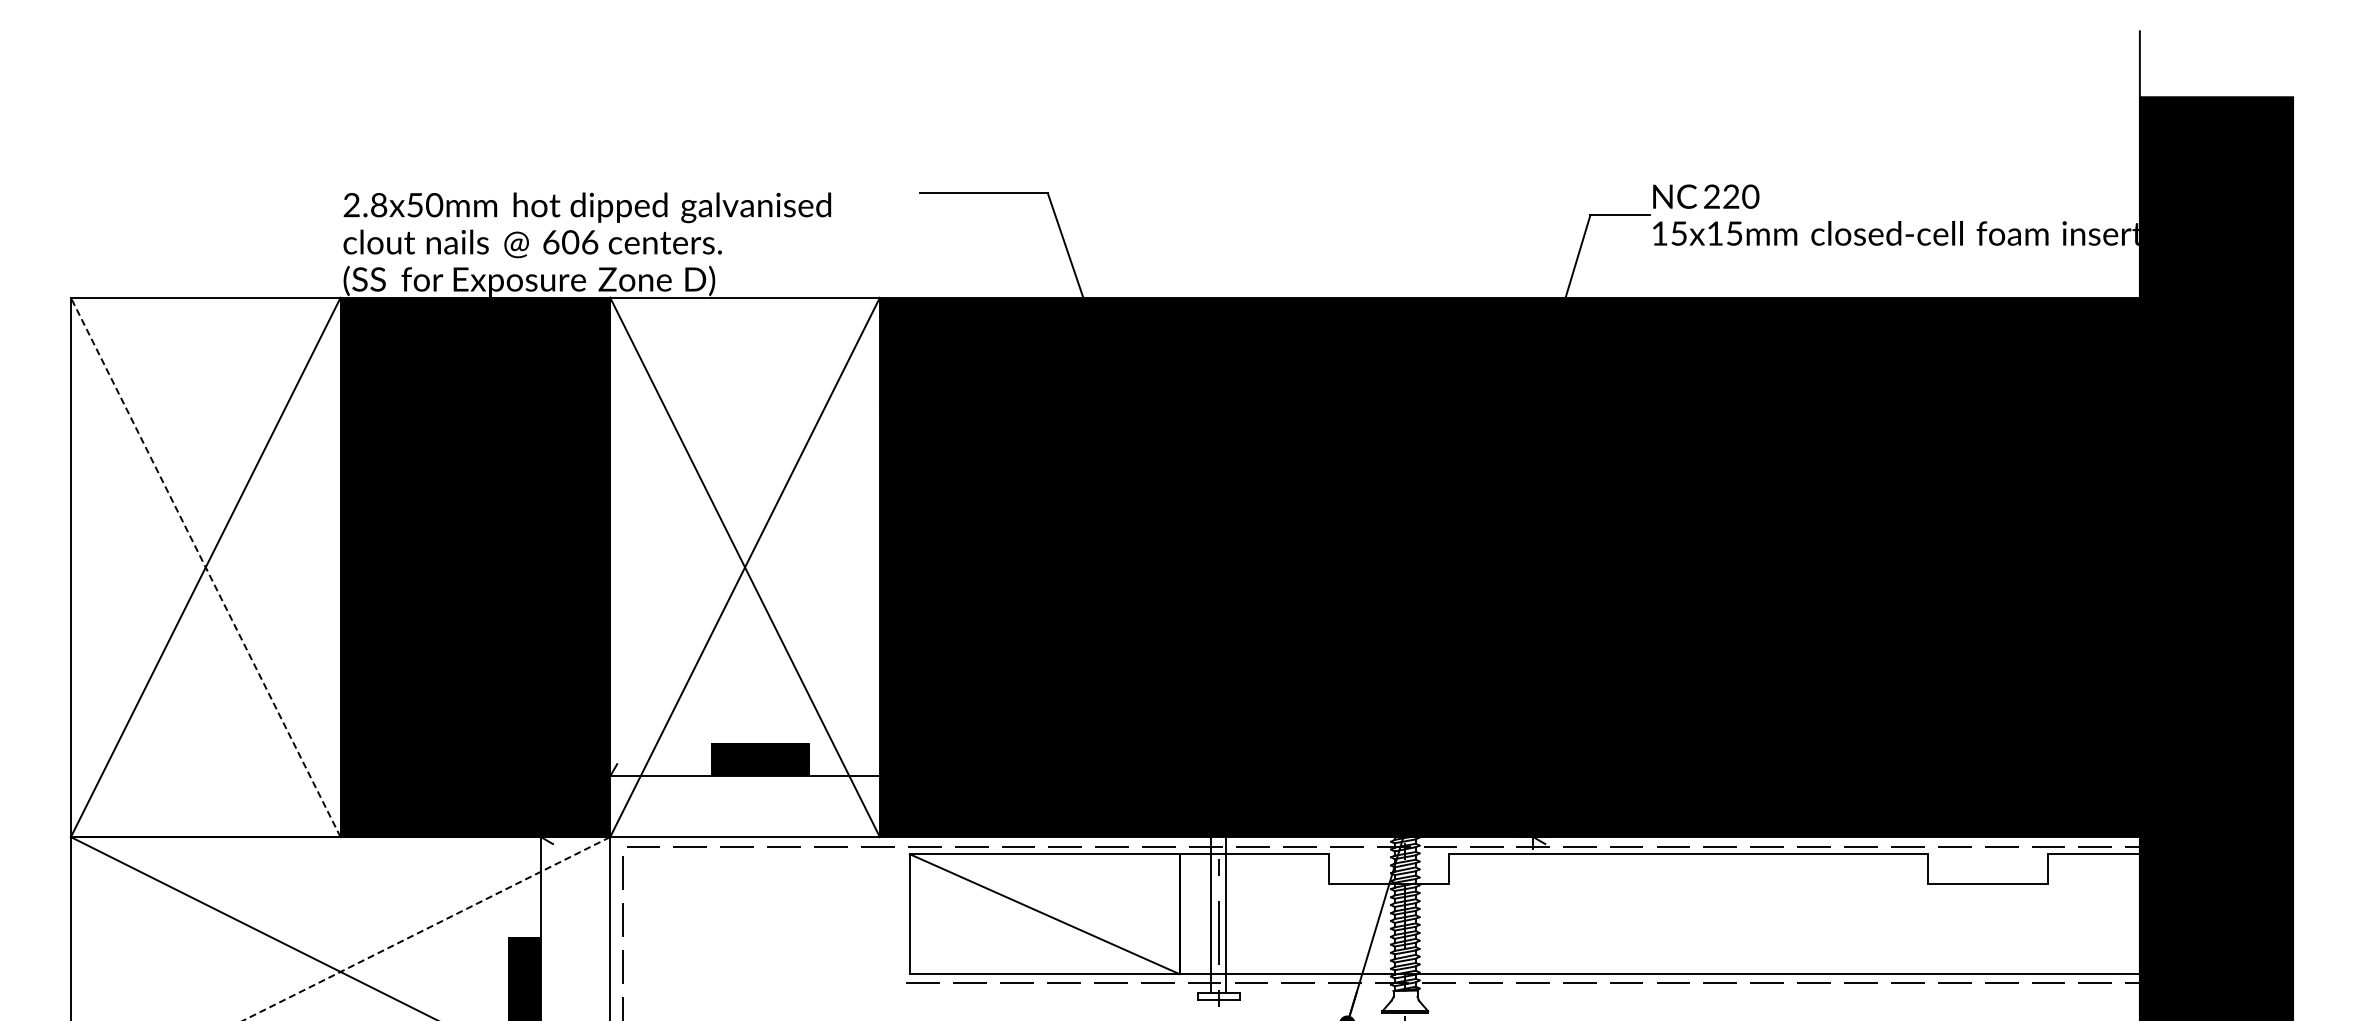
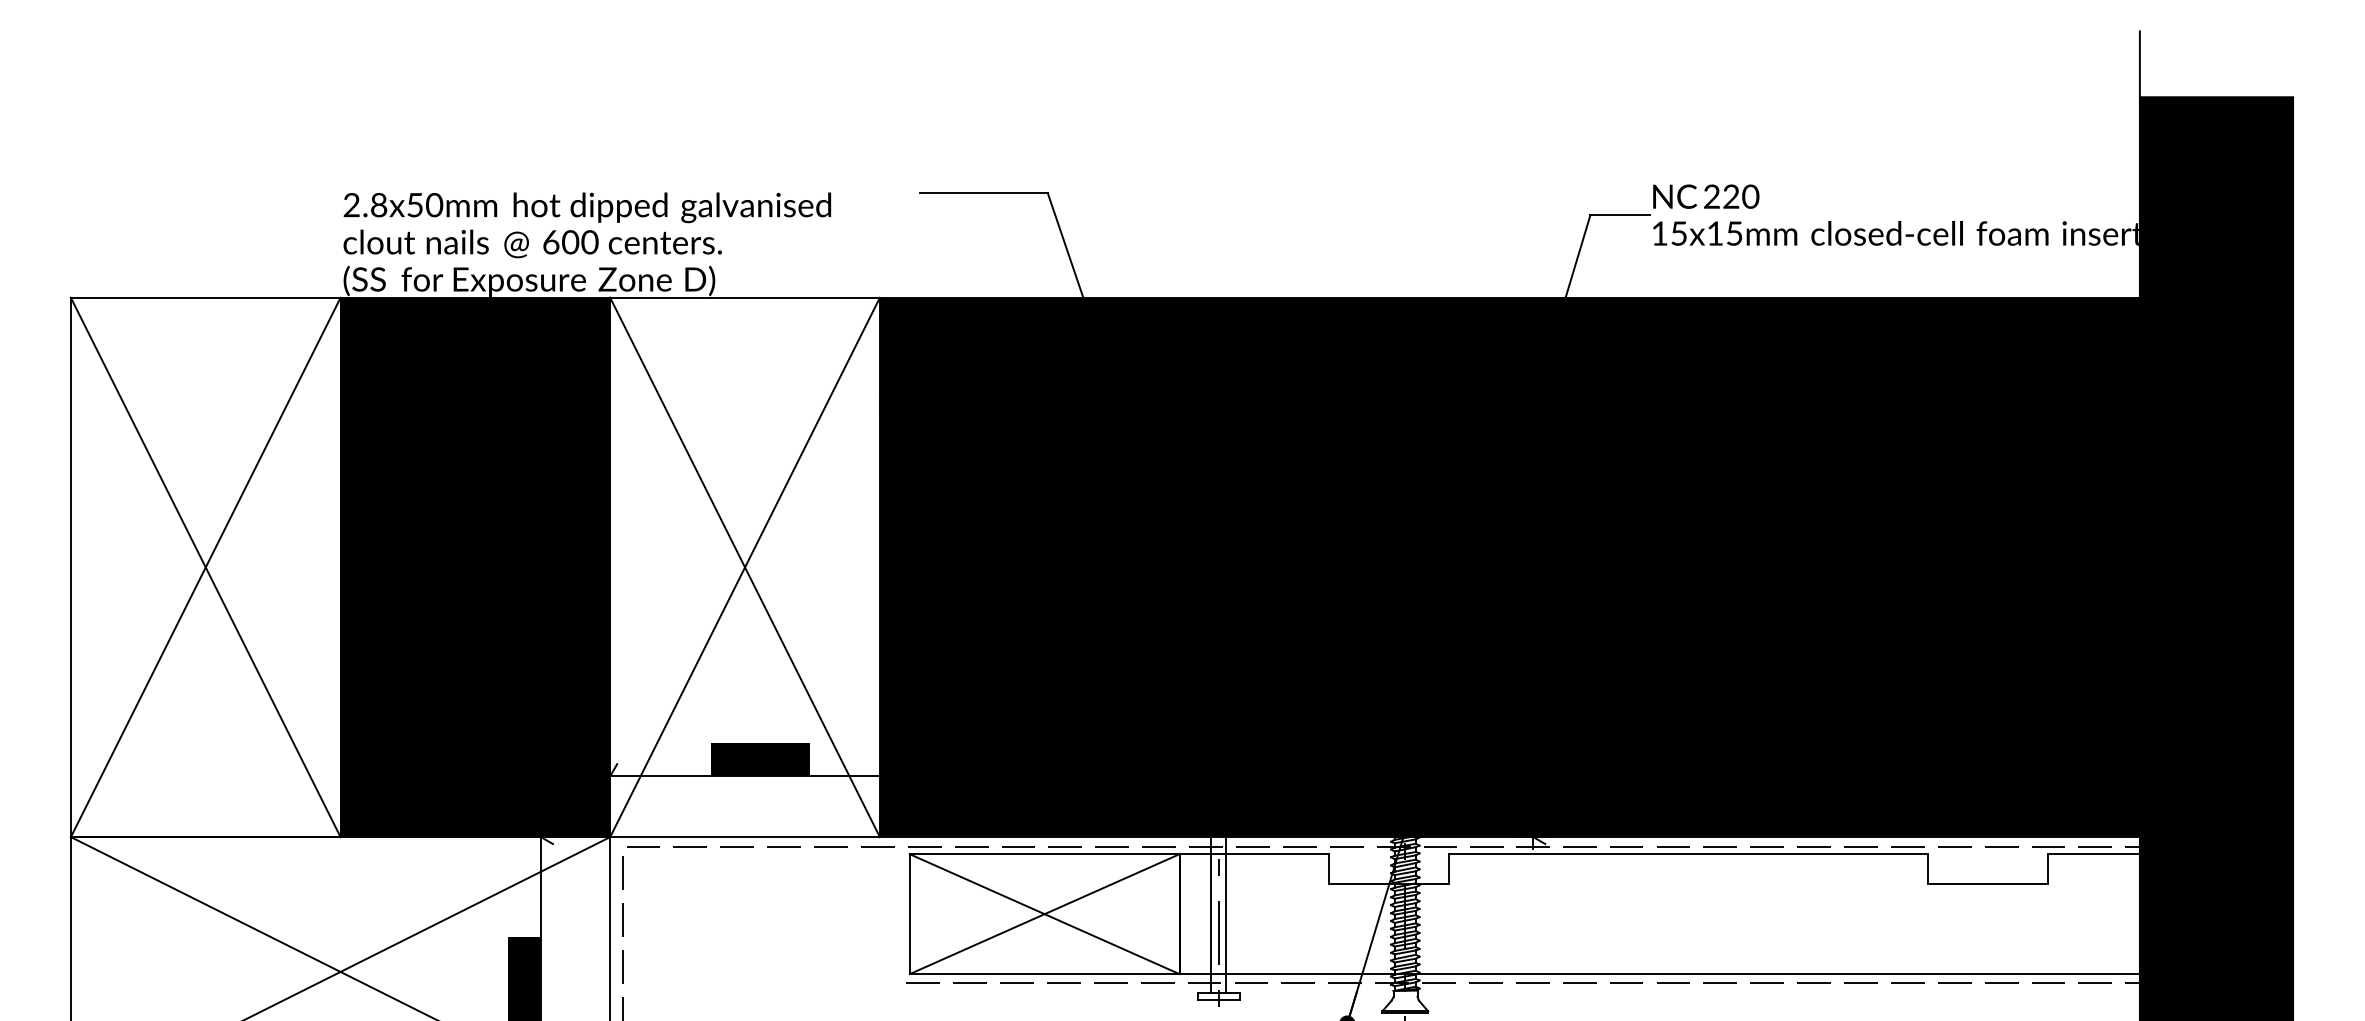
text: 606 -> 600 (589, 241)
line: dashed -> solid (205, 567)
line: none -> present (1044, 914)
line: dashed -> solid (425, 929)
